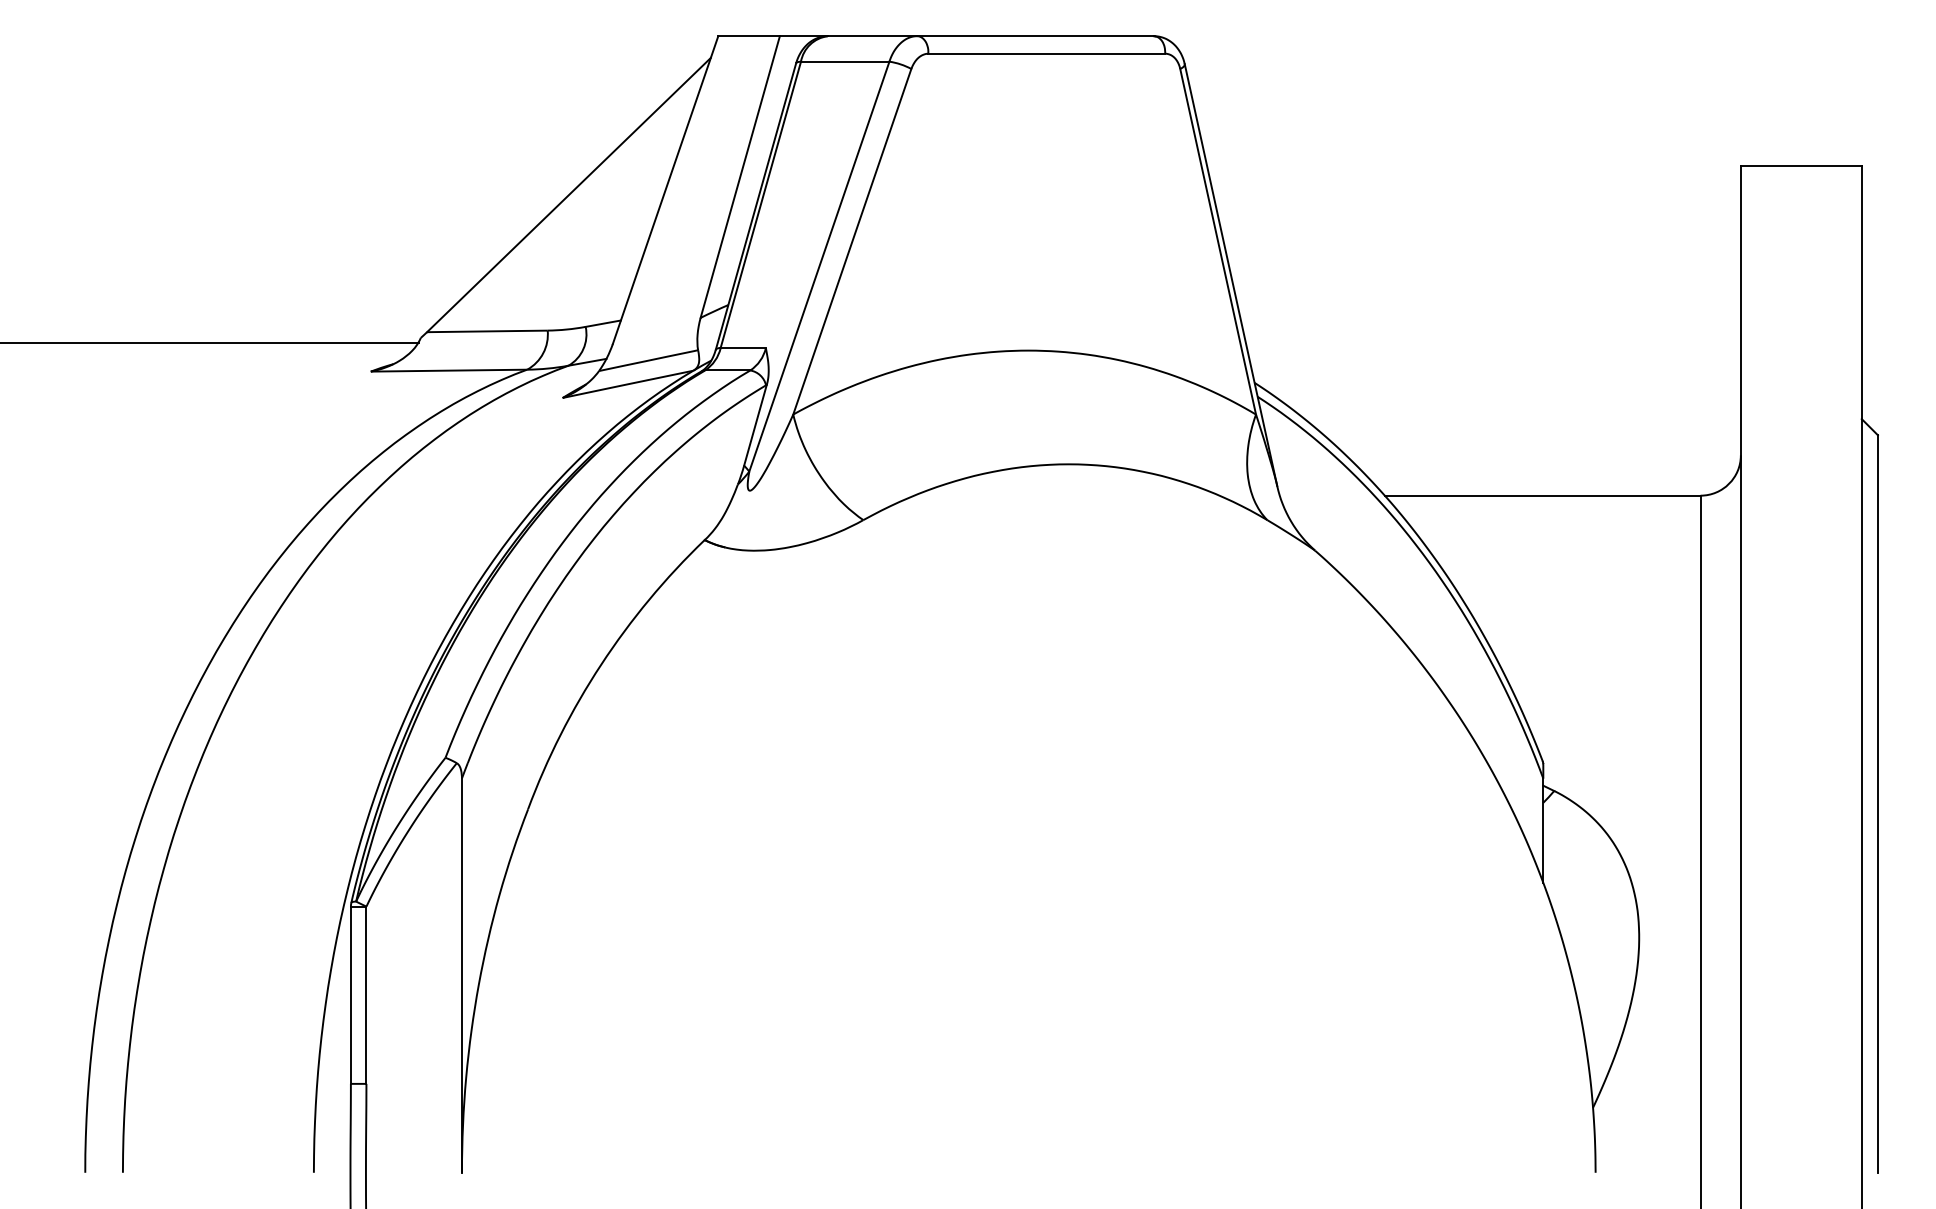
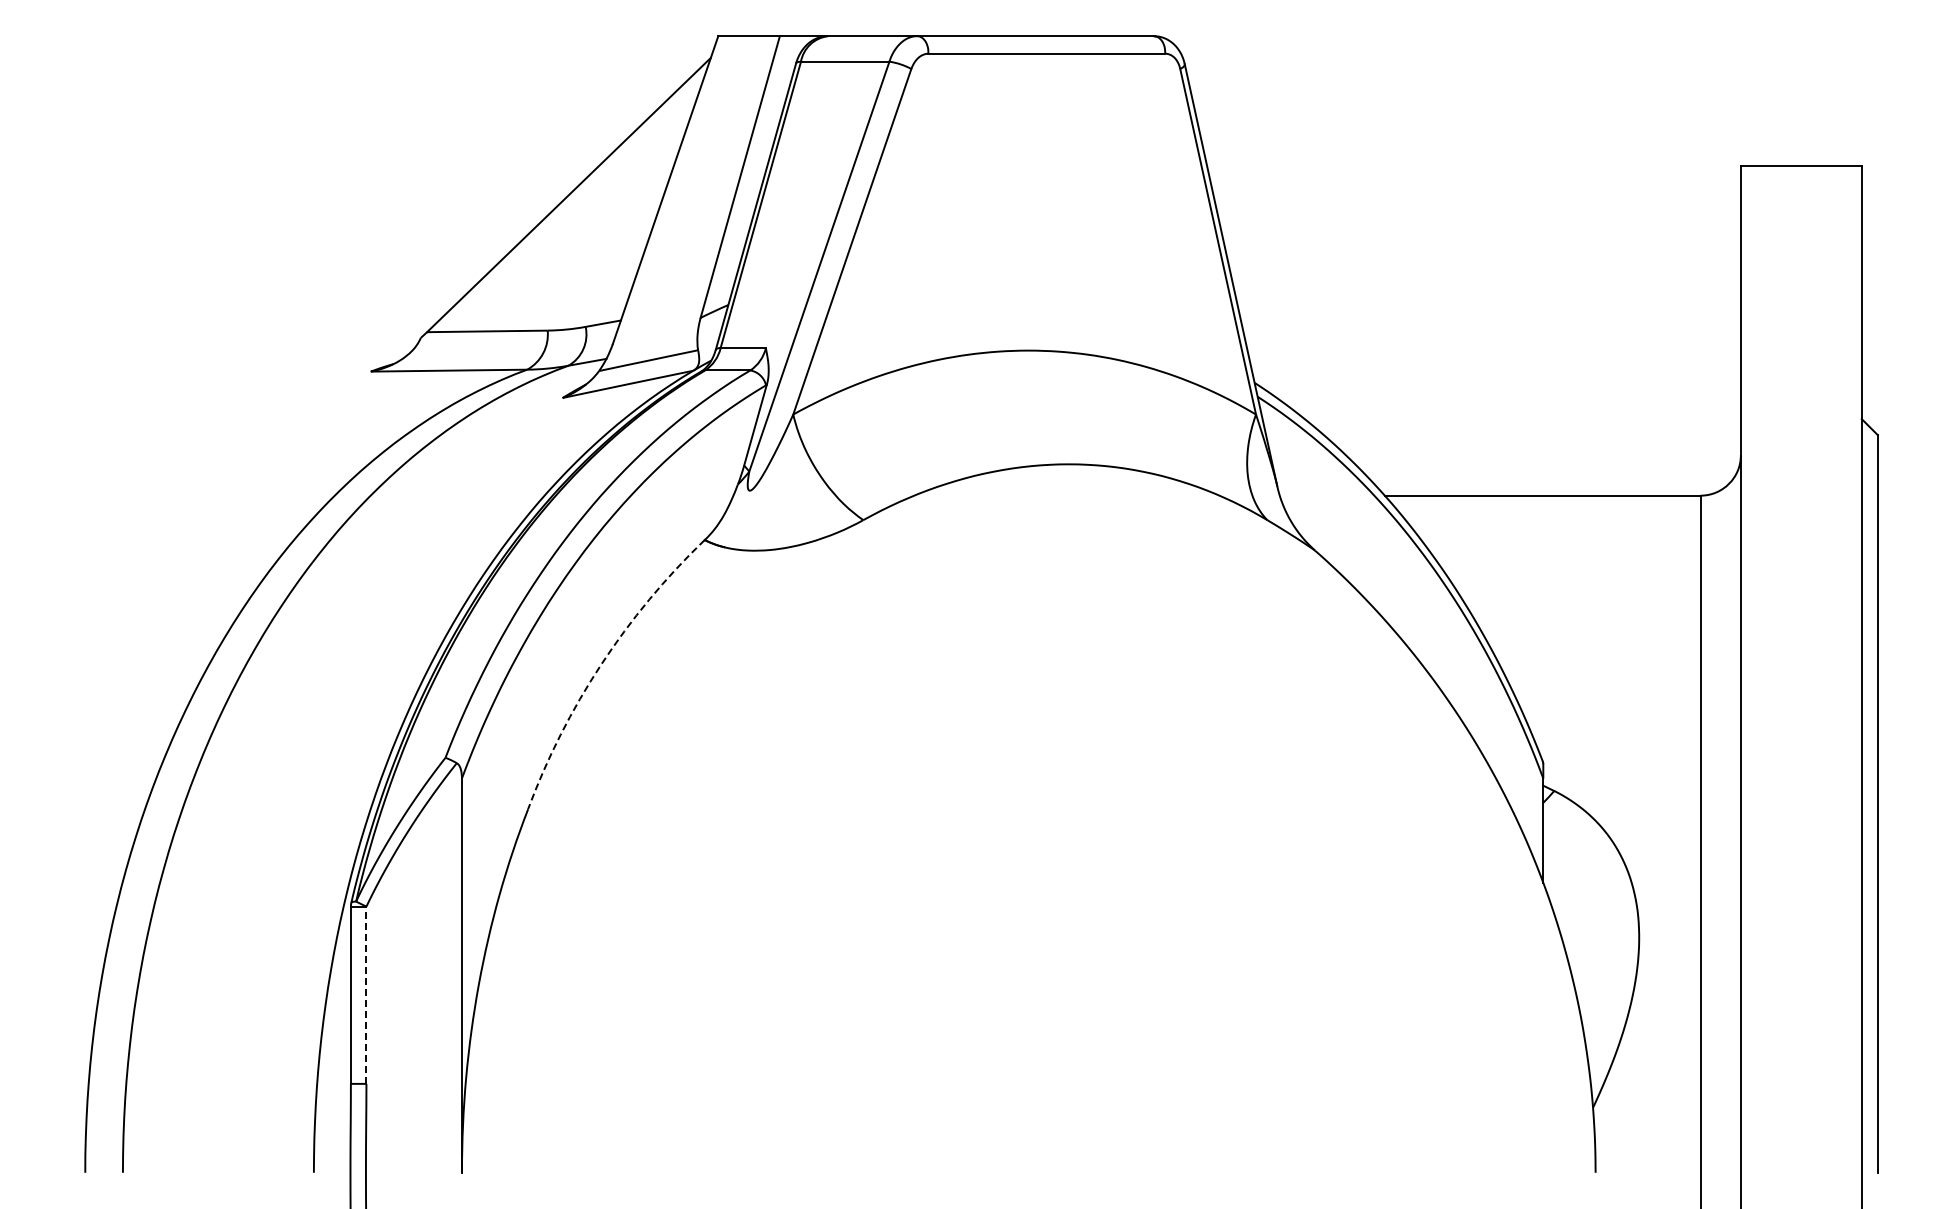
line: present -> none (210, 342)
arc: solid -> dashed (601, 664)
line: solid -> dashed (366, 995)
